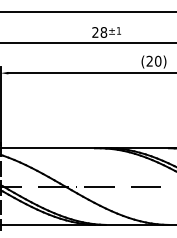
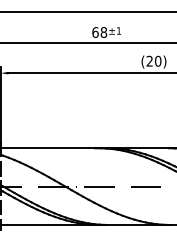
text: 28 -> 68 (95, 32)
